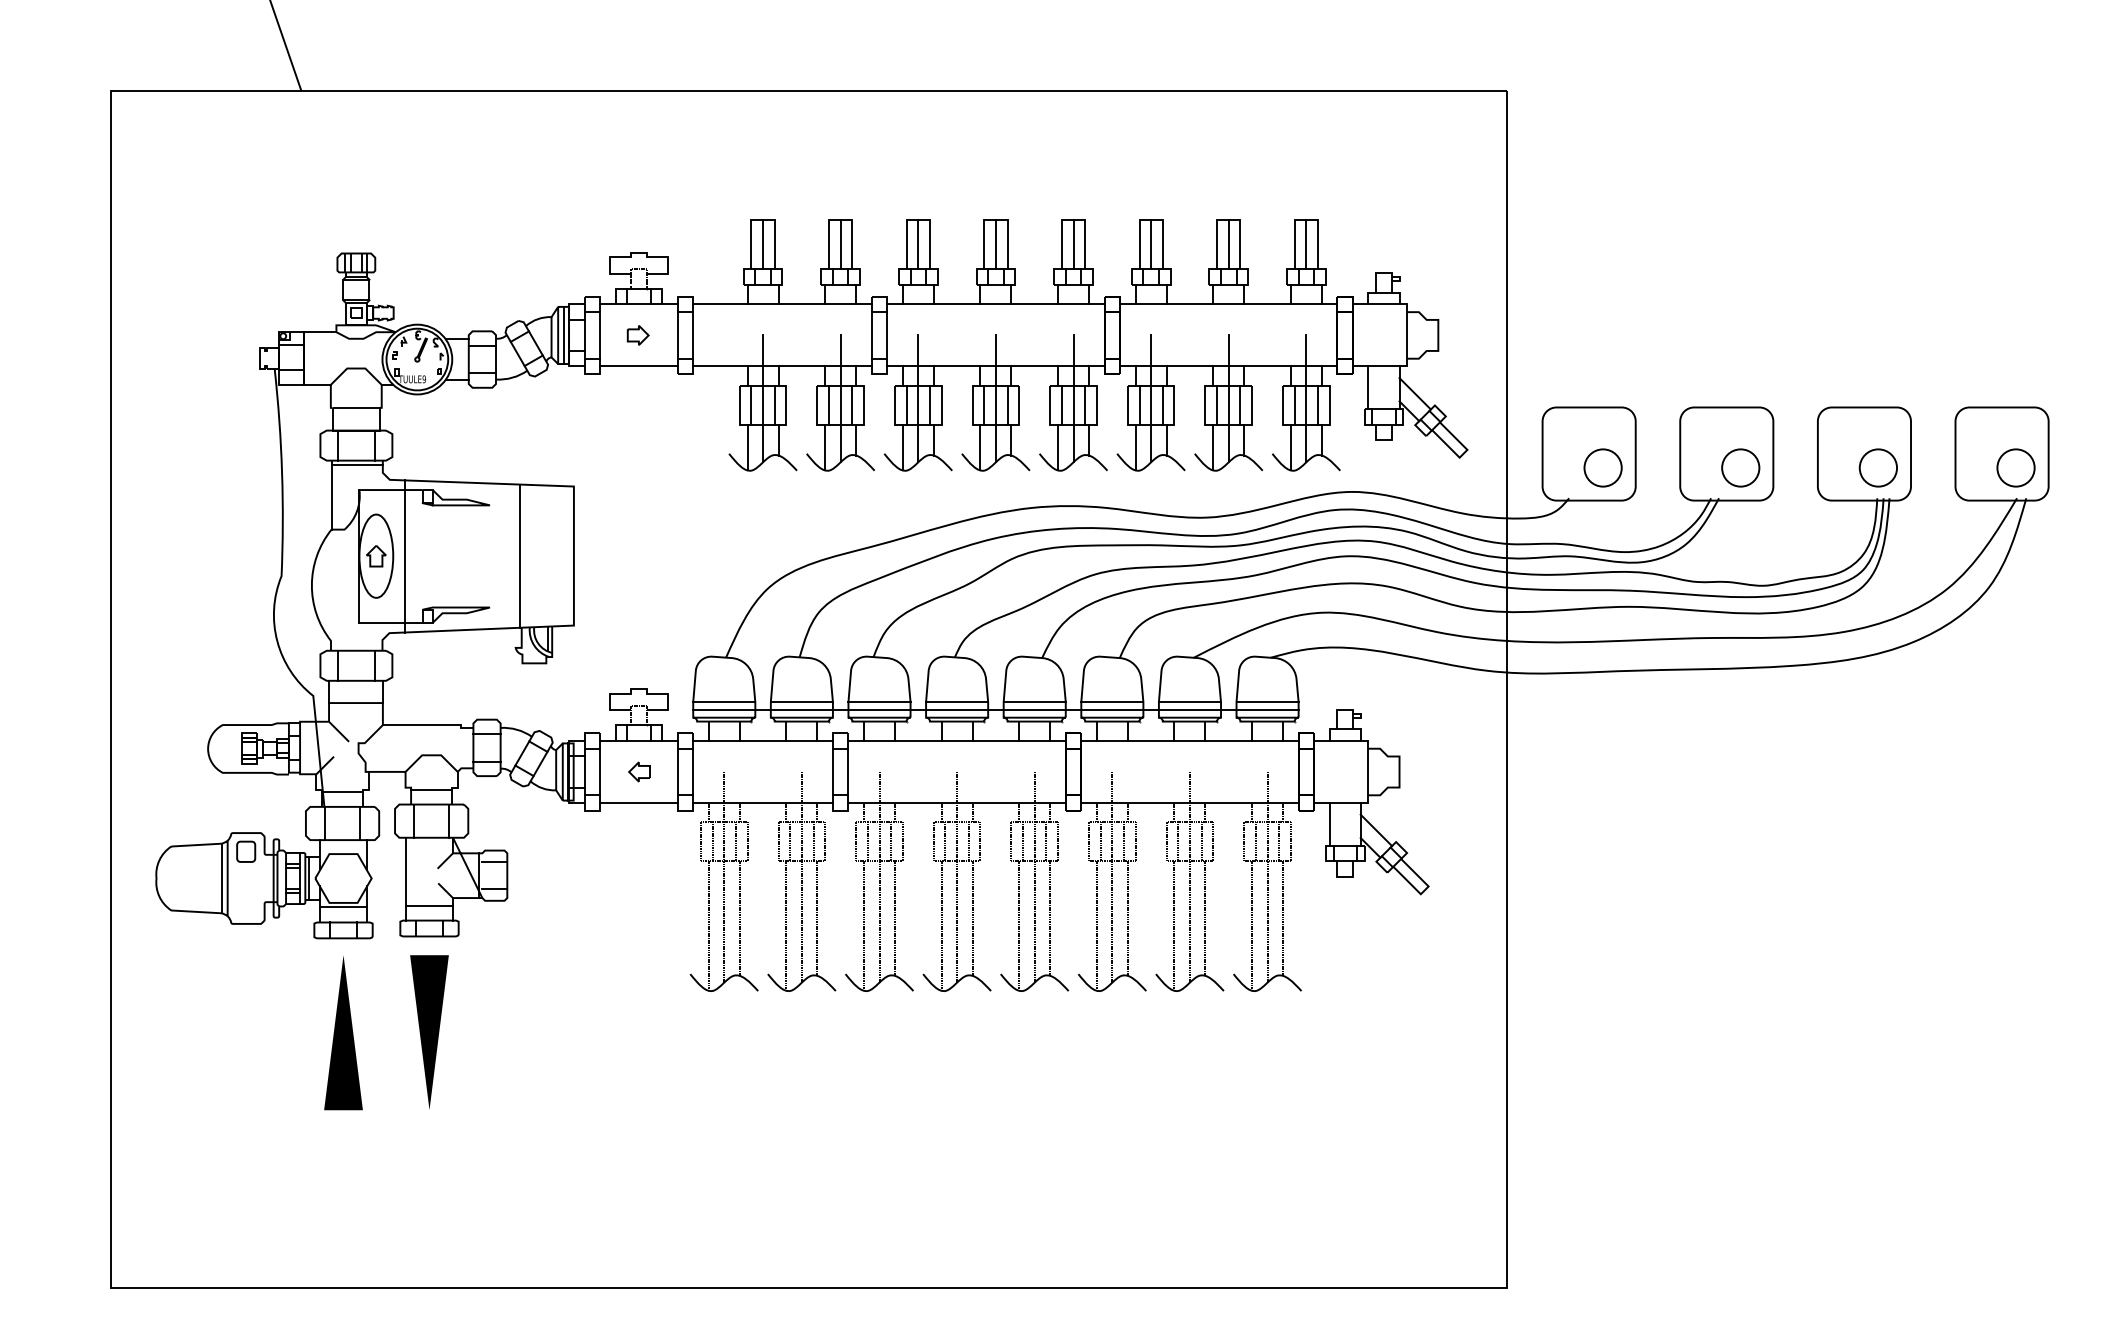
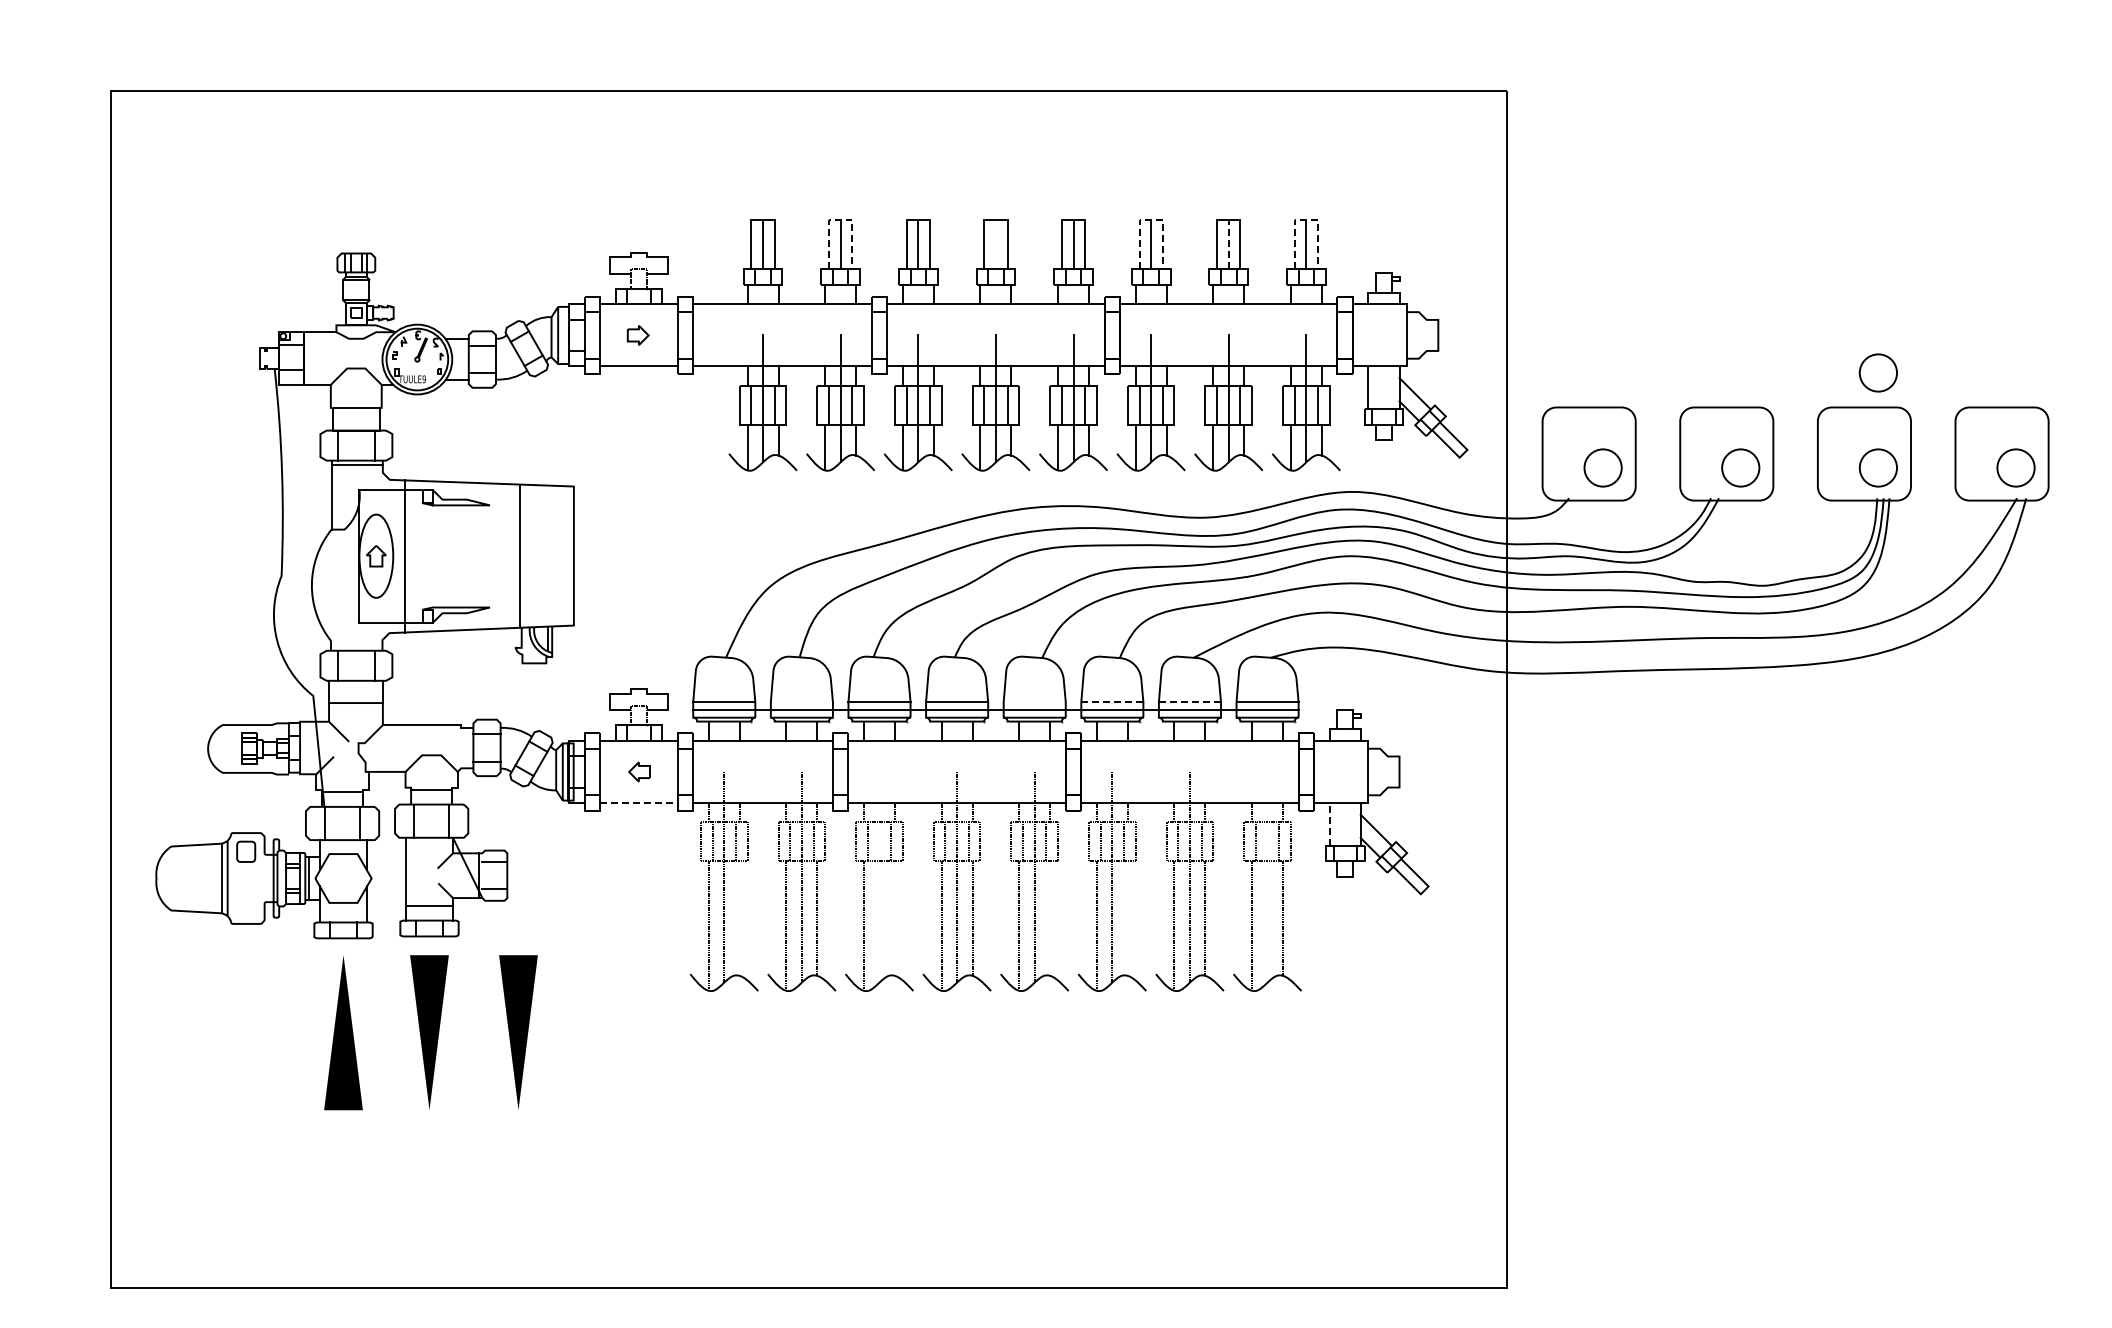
line: present -> none (285, 46)
line: solid -> dashed (840, 219)
line: solid -> dashed (1151, 219)
line: solid -> dashed (1306, 219)
line: present -> none (995, 244)
line: solid -> dashed (1228, 244)
line: present -> none (563, 335)
circle: none -> present (1877, 372)
line: present -> none (801, 702)
line: present -> none (1034, 702)
line: solid -> dashed (1112, 702)
line: solid -> dashed (1190, 702)
line: solid -> dashed (638, 803)
line: solid -> dashed (1329, 823)
line: present -> none (879, 877)
line: present -> none (1267, 877)
line: present -> none (343, 906)
line: present -> none (739, 918)
line: present -> none (895, 918)
line: present -> none (1050, 918)
line: present -> none (1127, 918)
line: none -> present (518, 1032)
